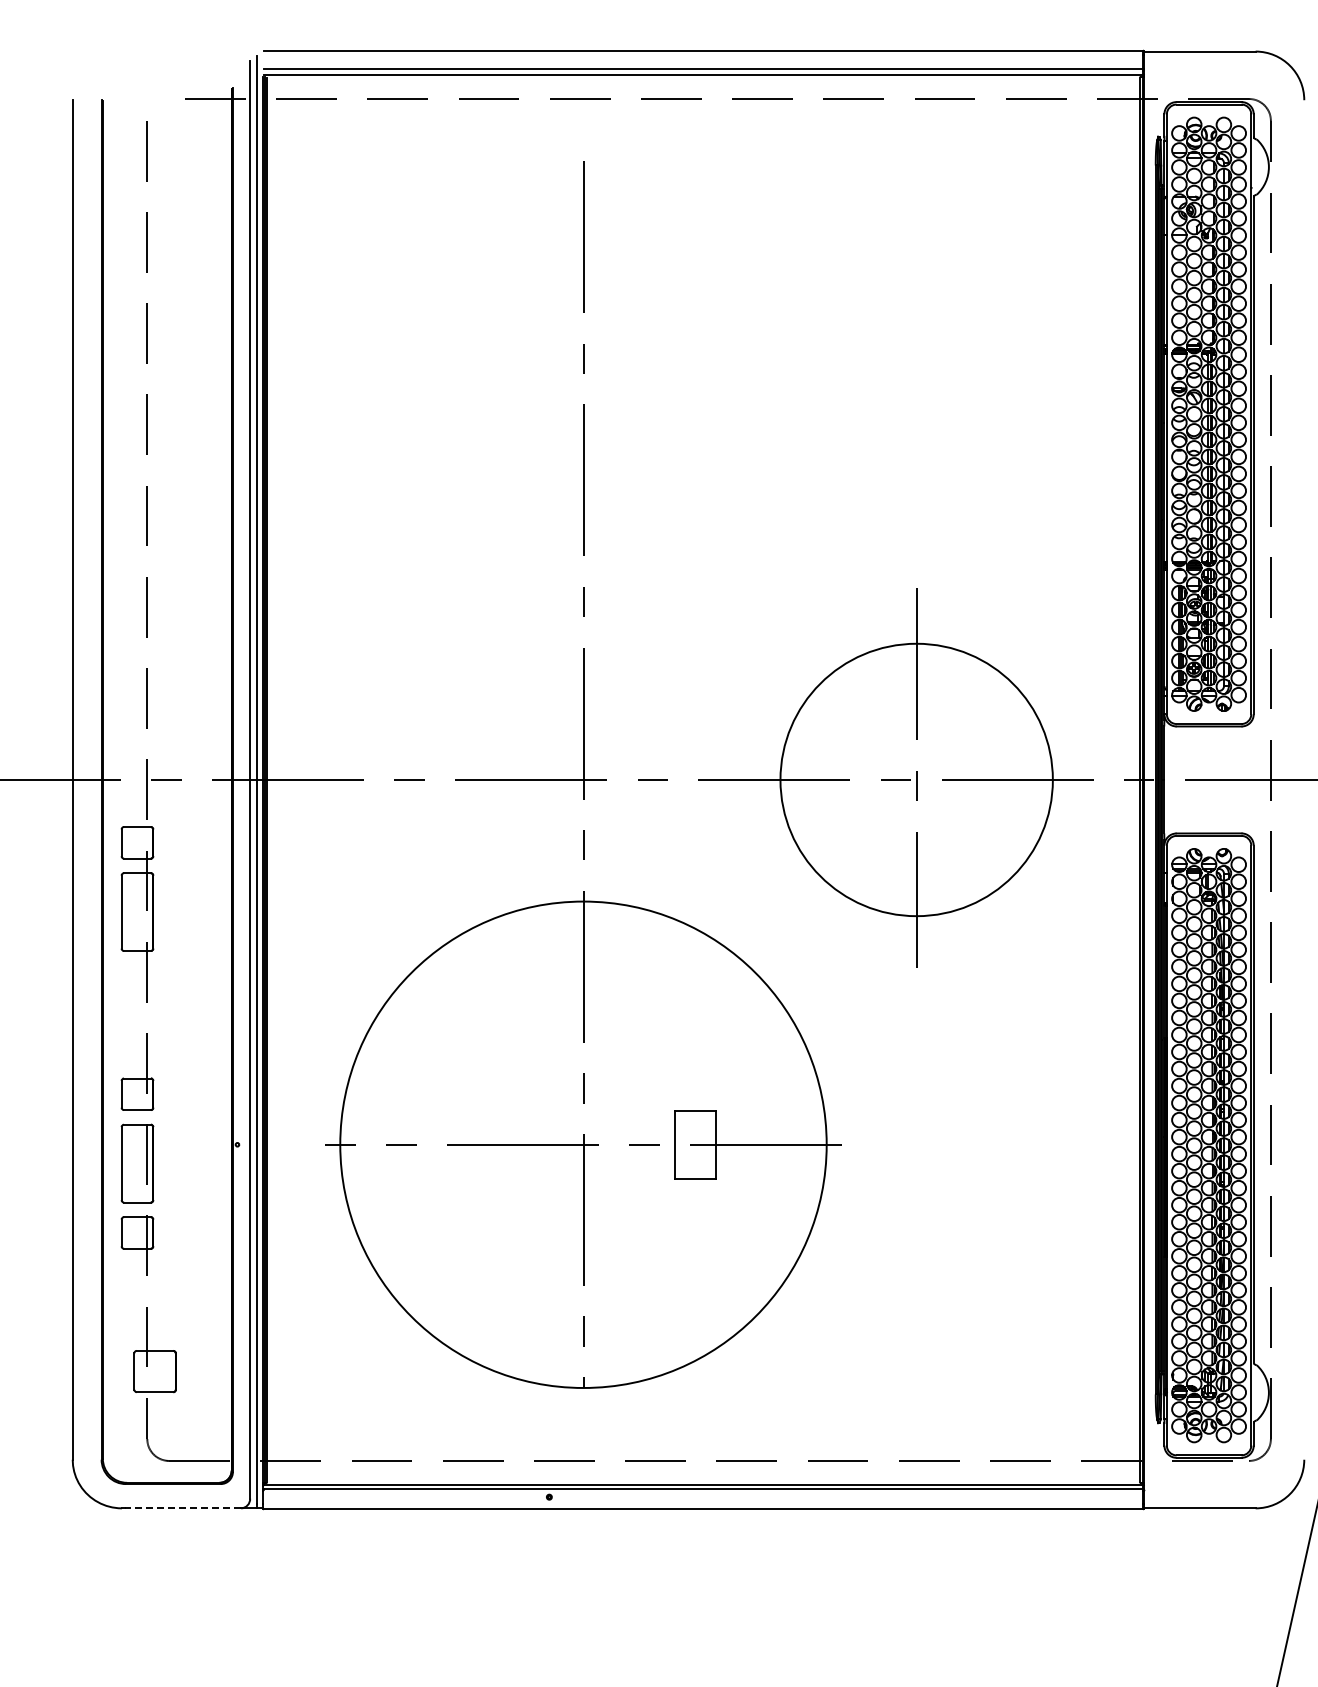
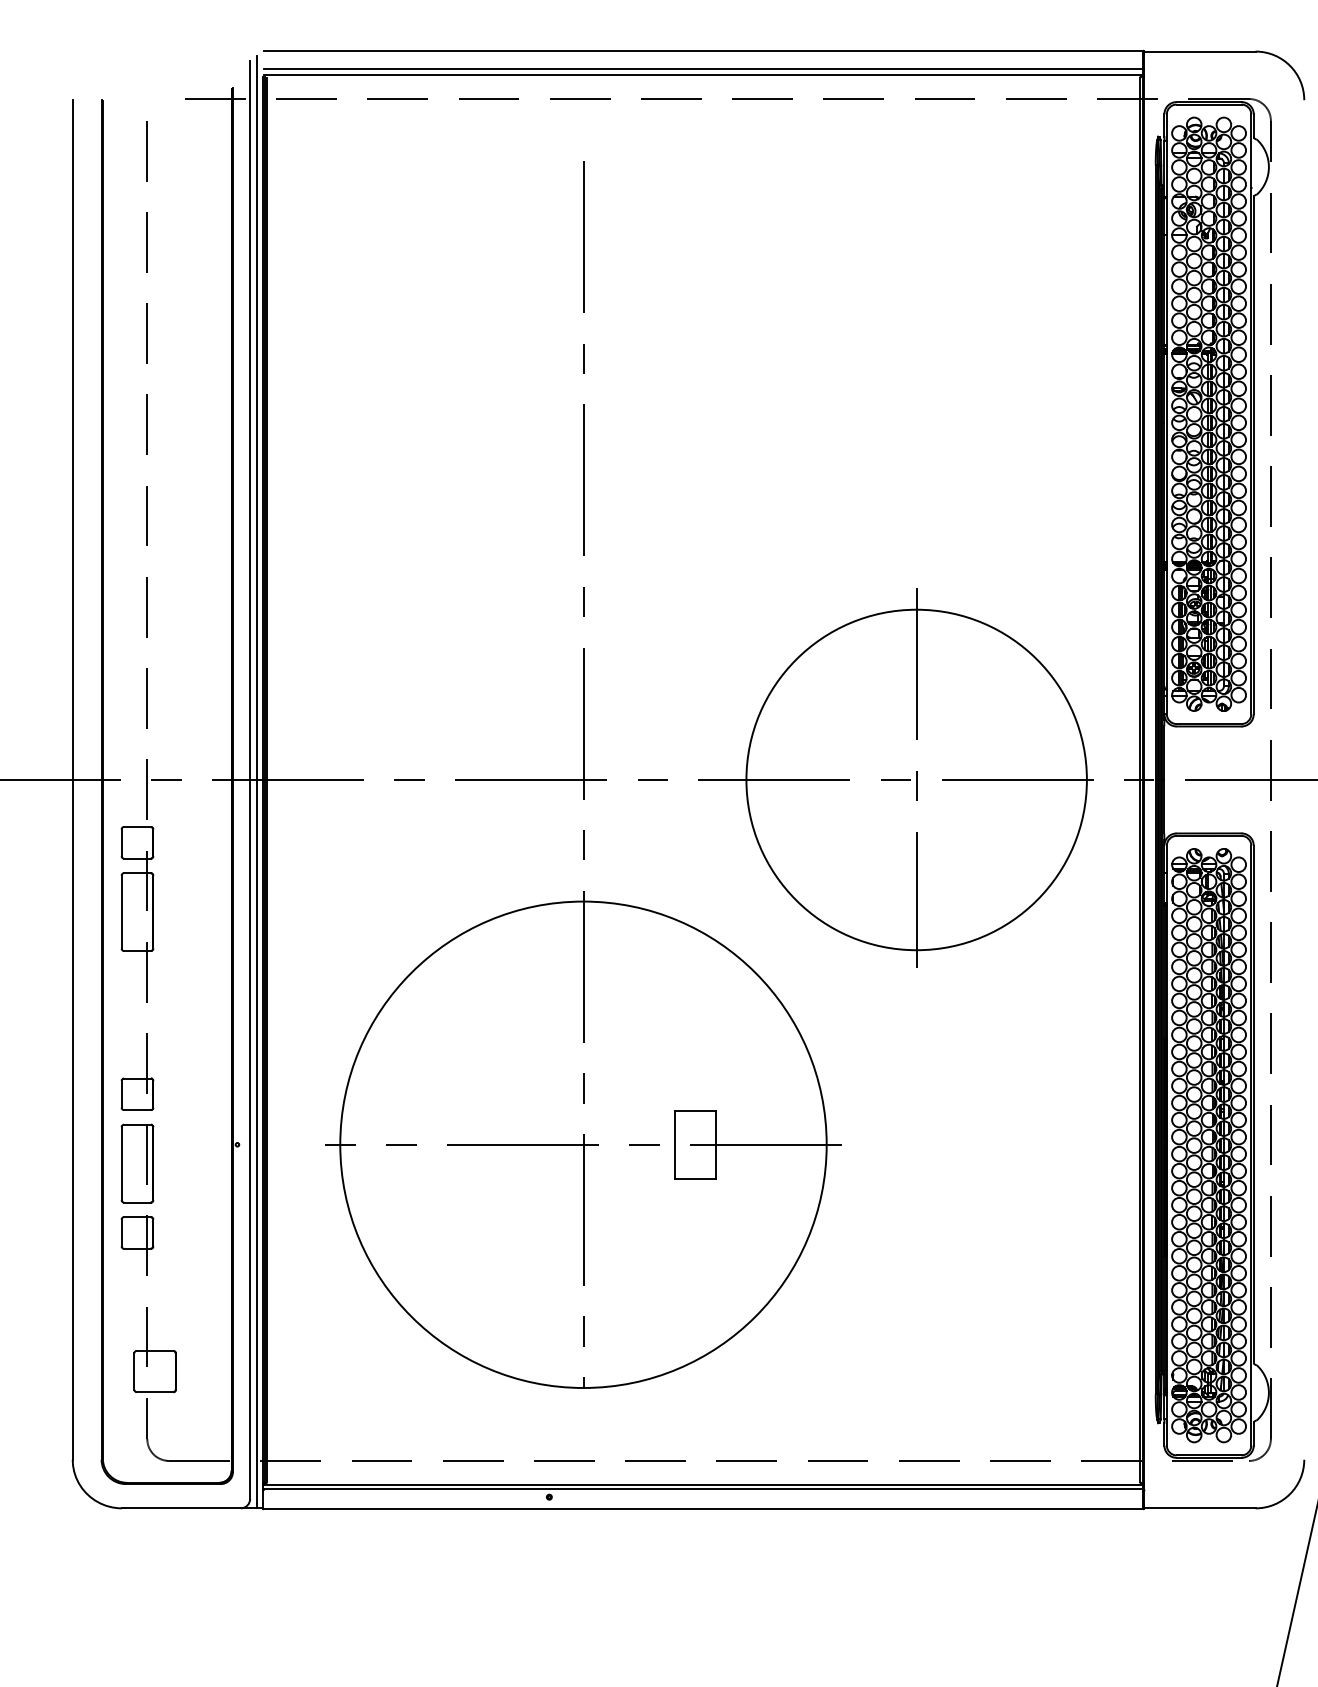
circle diameter: 272 px -> 340 px (916, 779)
line: dashed -> solid (183, 1508)
